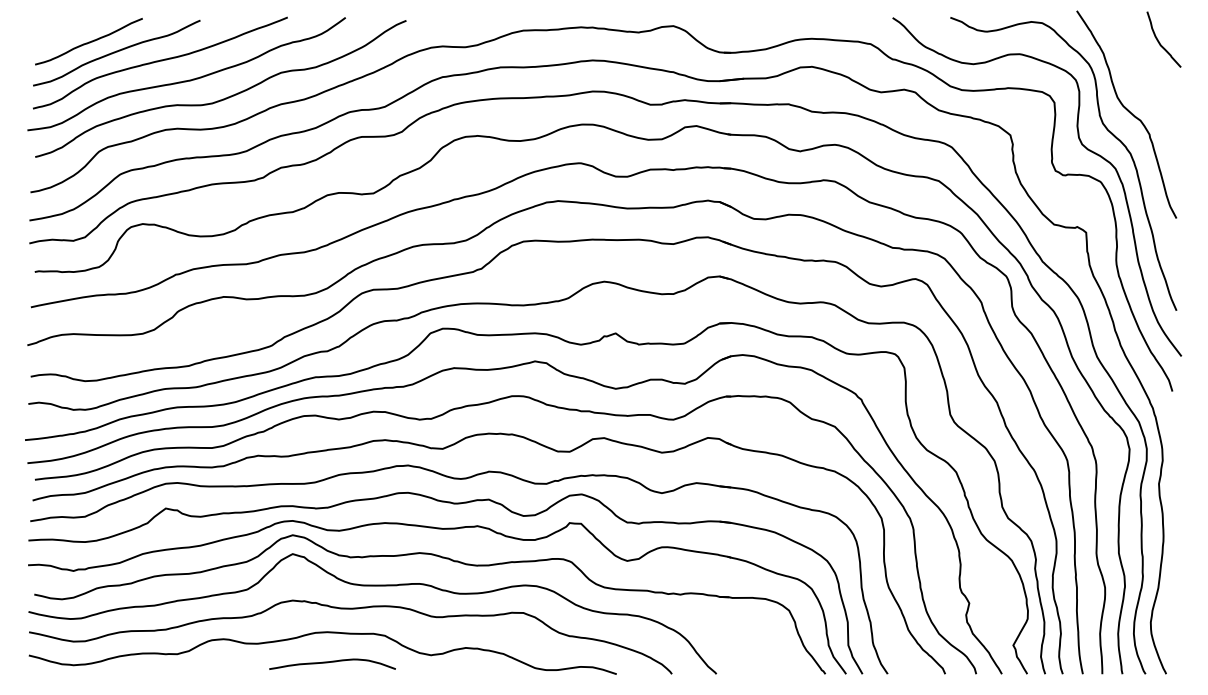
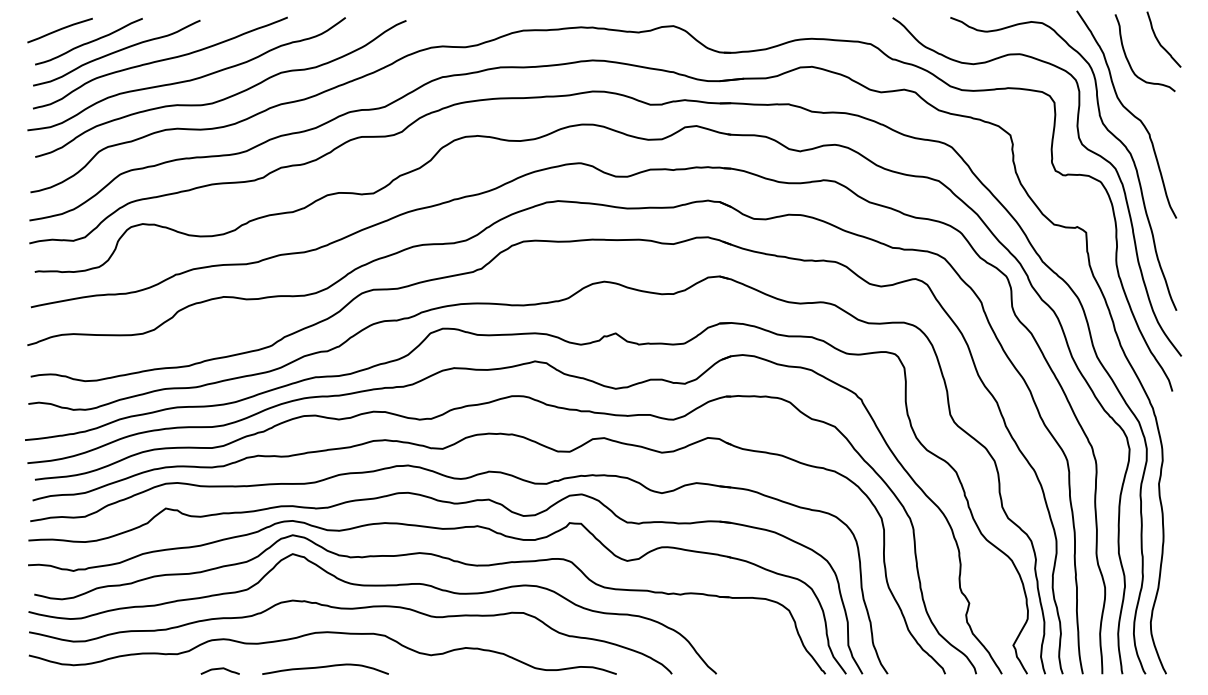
curve: none -> present (59, 30)
curve: none -> present (1129, 61)
curve position: (332, 662) -> (325, 667) (325, 667)
curve: none -> present (219, 669)
